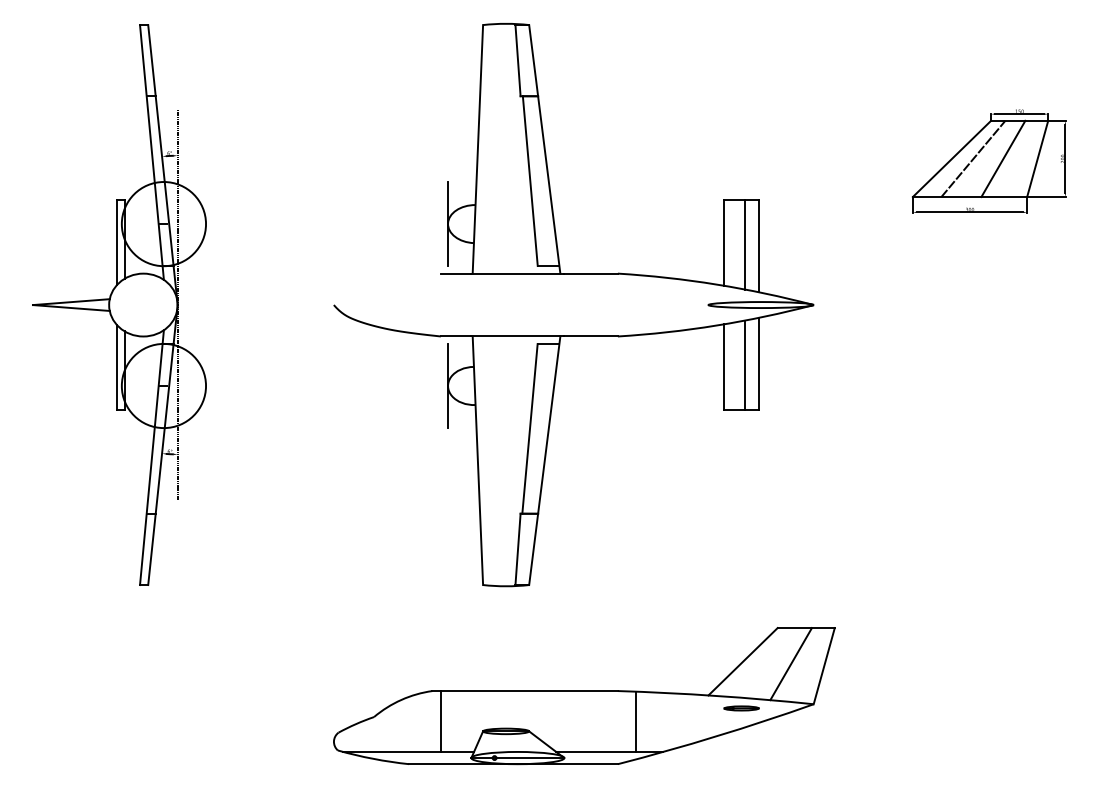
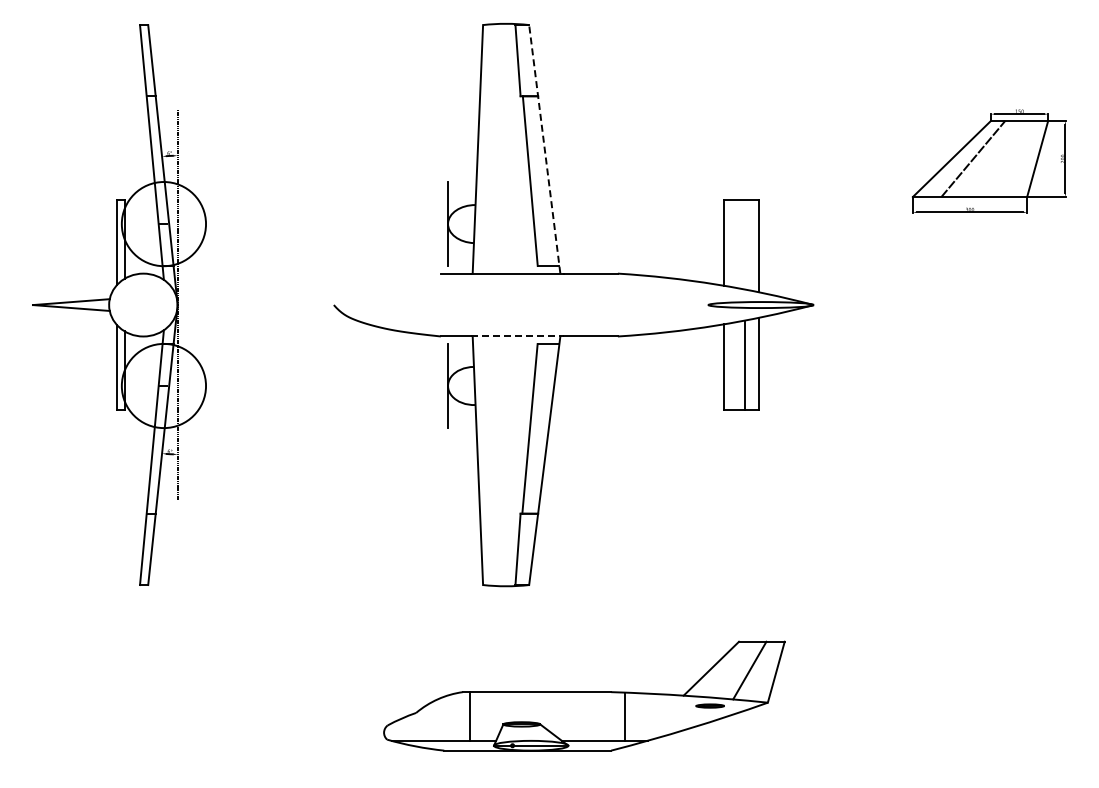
line: solid -> dashed (544, 148)
line: present -> none (1003, 158)
line: present -> none (744, 244)
line: solid -> dashed (518, 336)
part size: 503x139 px -> 403x112 px (584, 695)
